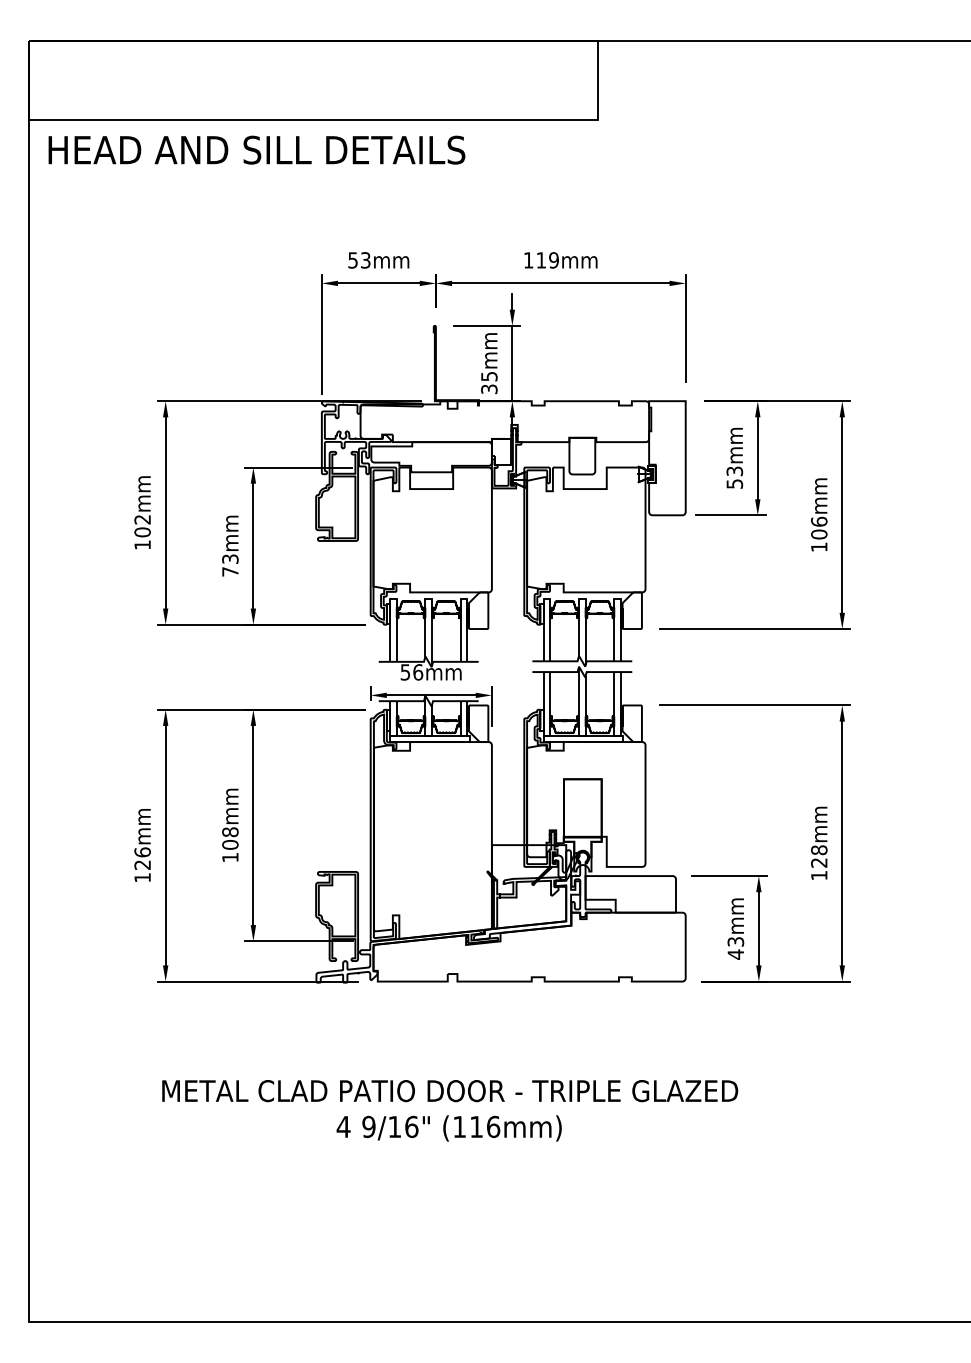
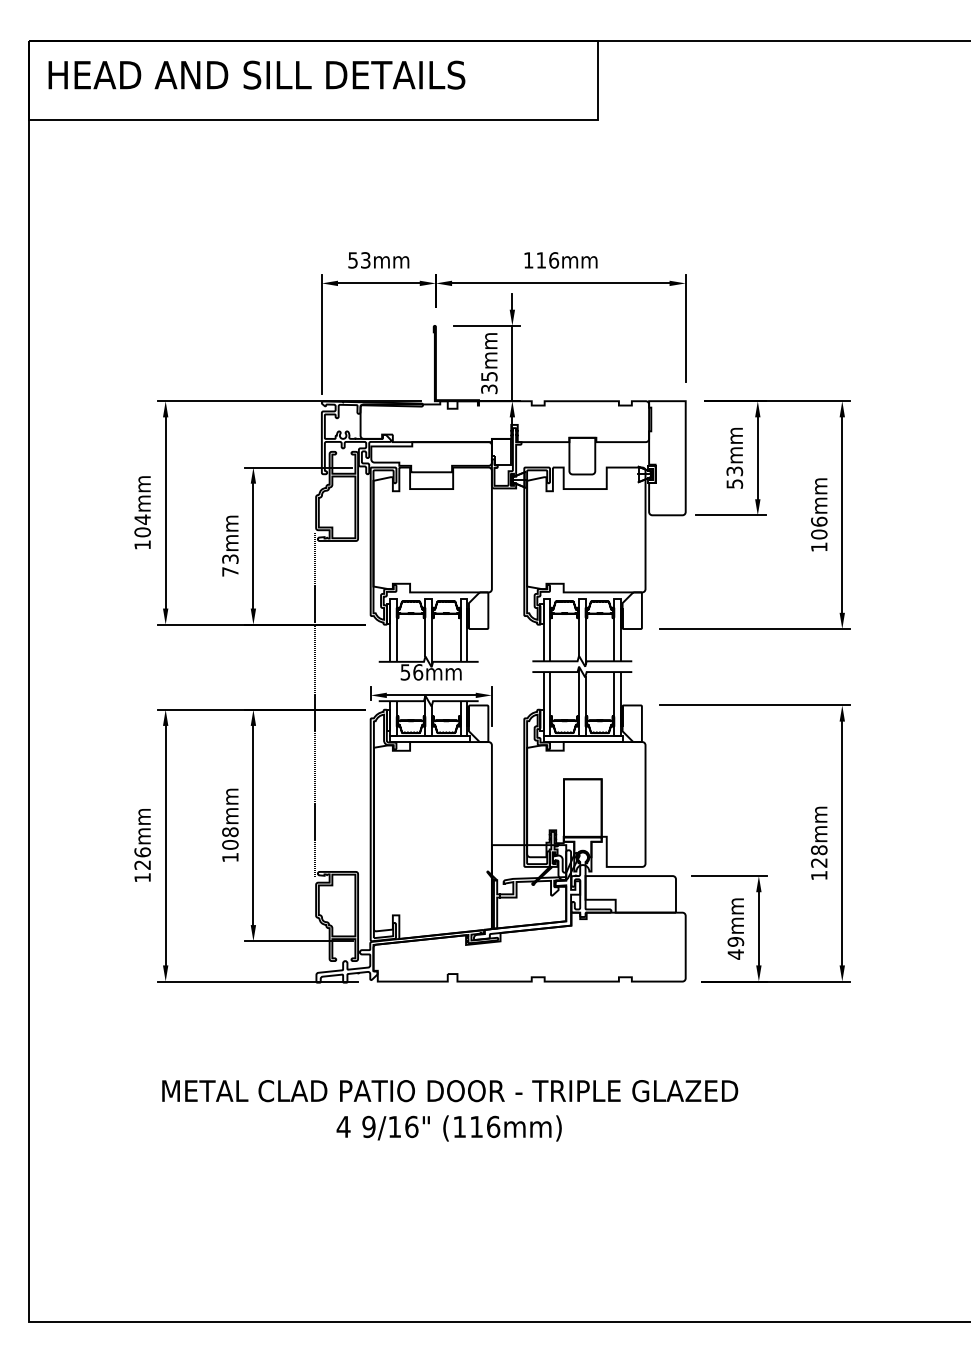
text position: (256, 149) -> (256, 74) (256, 74)
text: 119mm -> 116mm (554, 260)
text: 102mm -> 104mm (142, 519)
line: none -> present (314, 705)
text: 43mm -> 49mm (735, 941)
